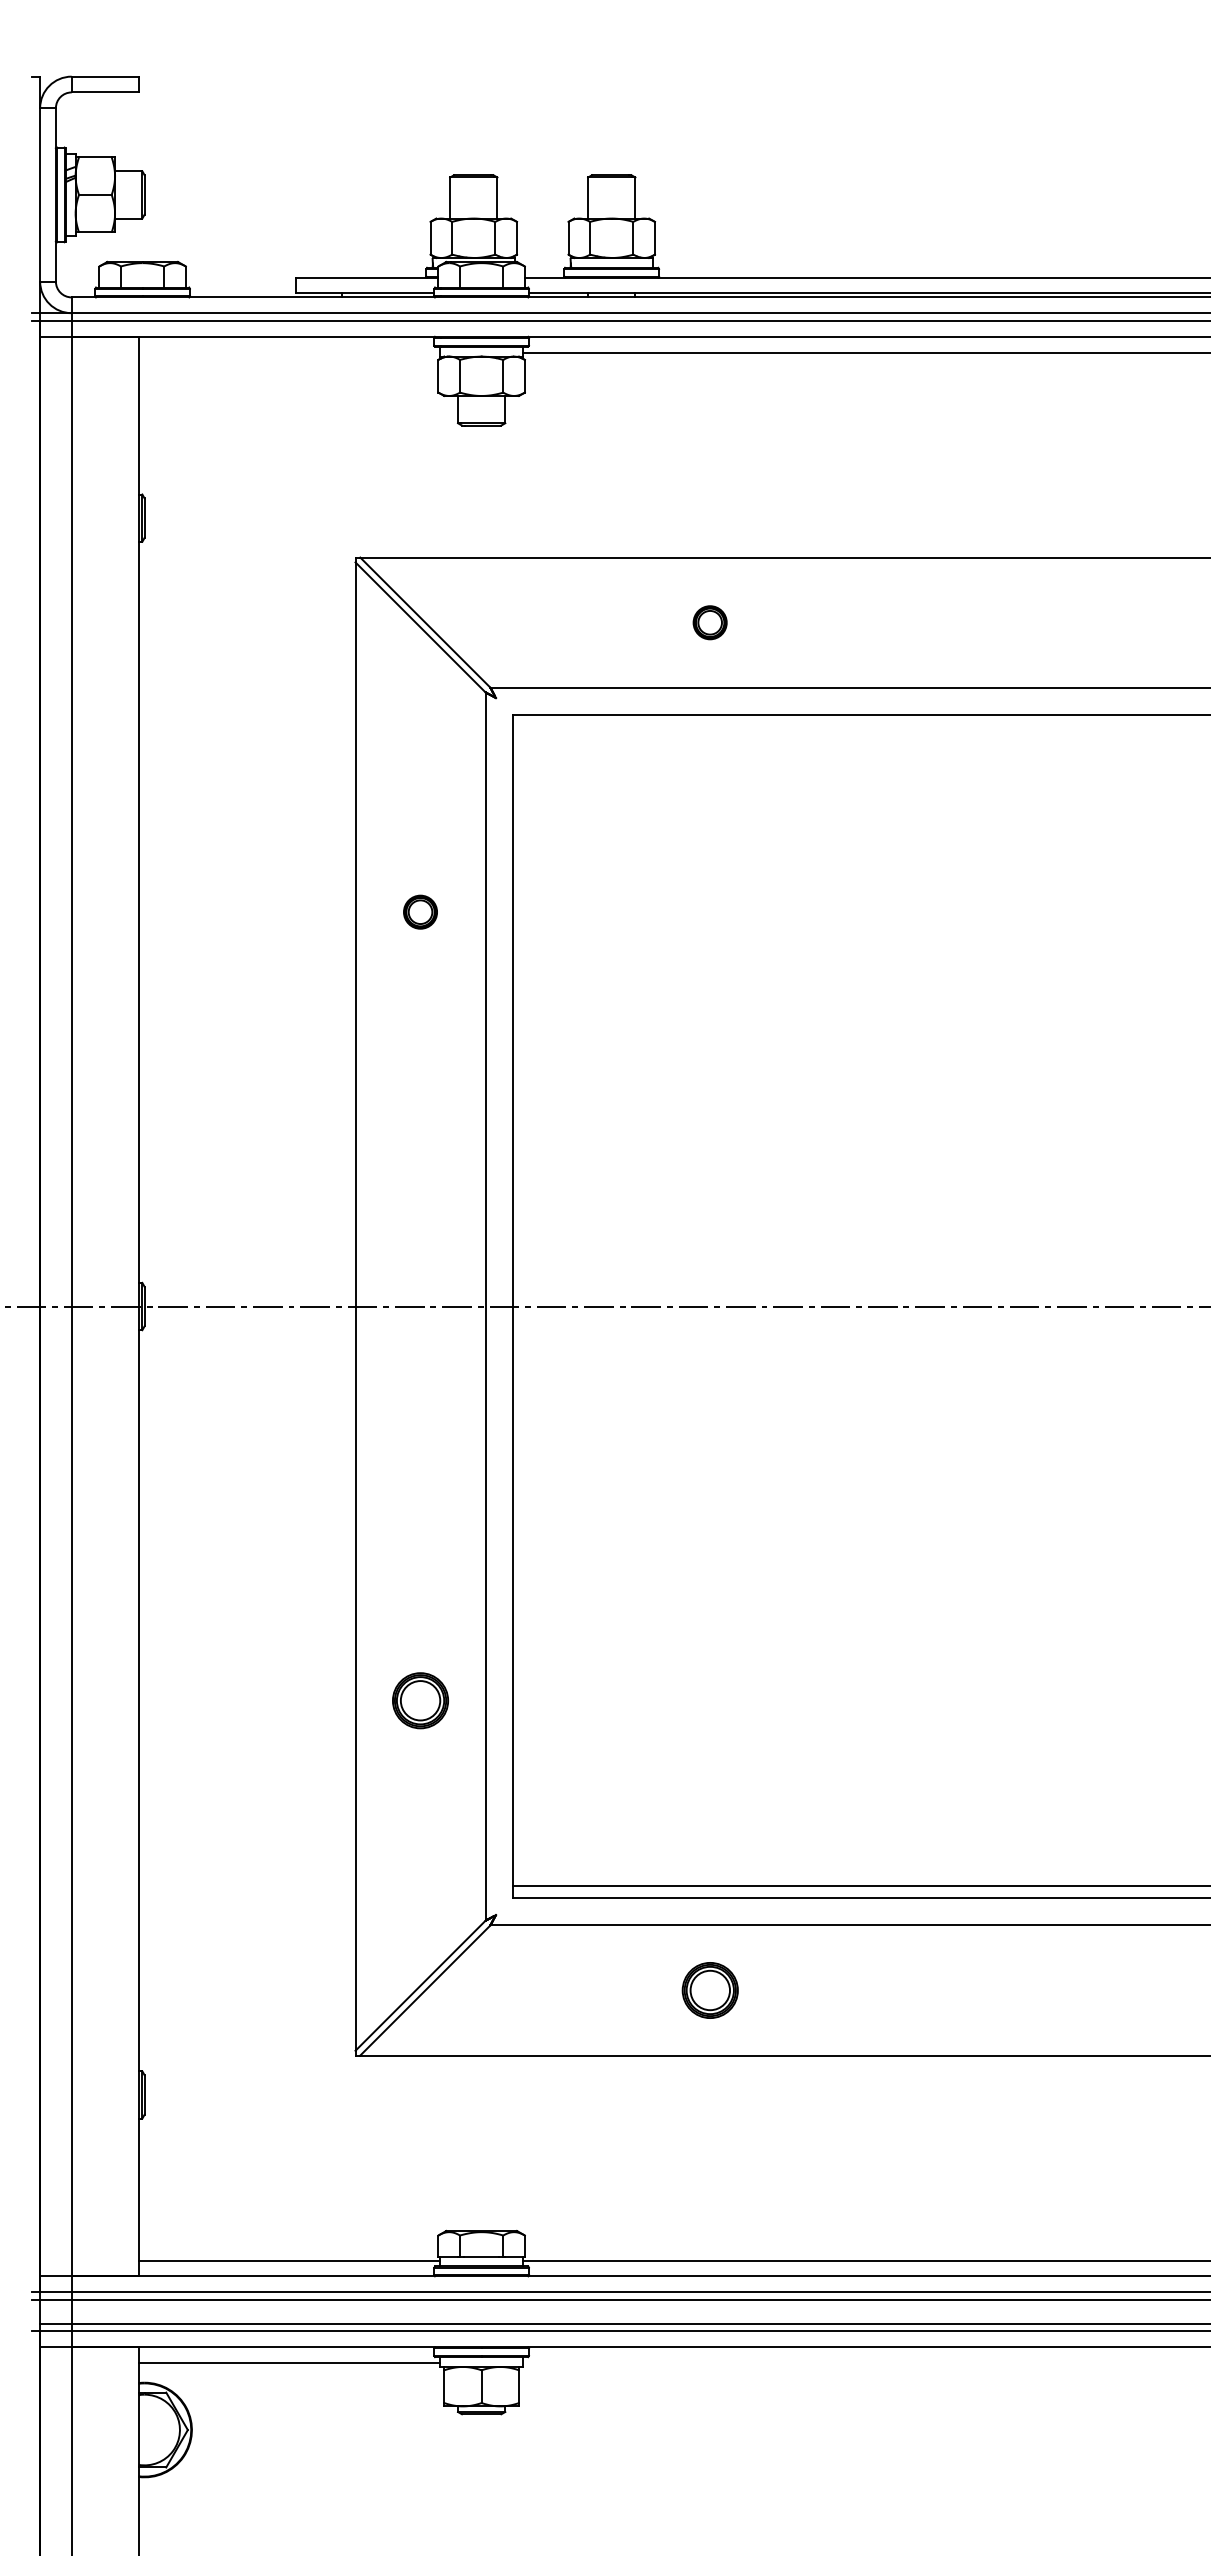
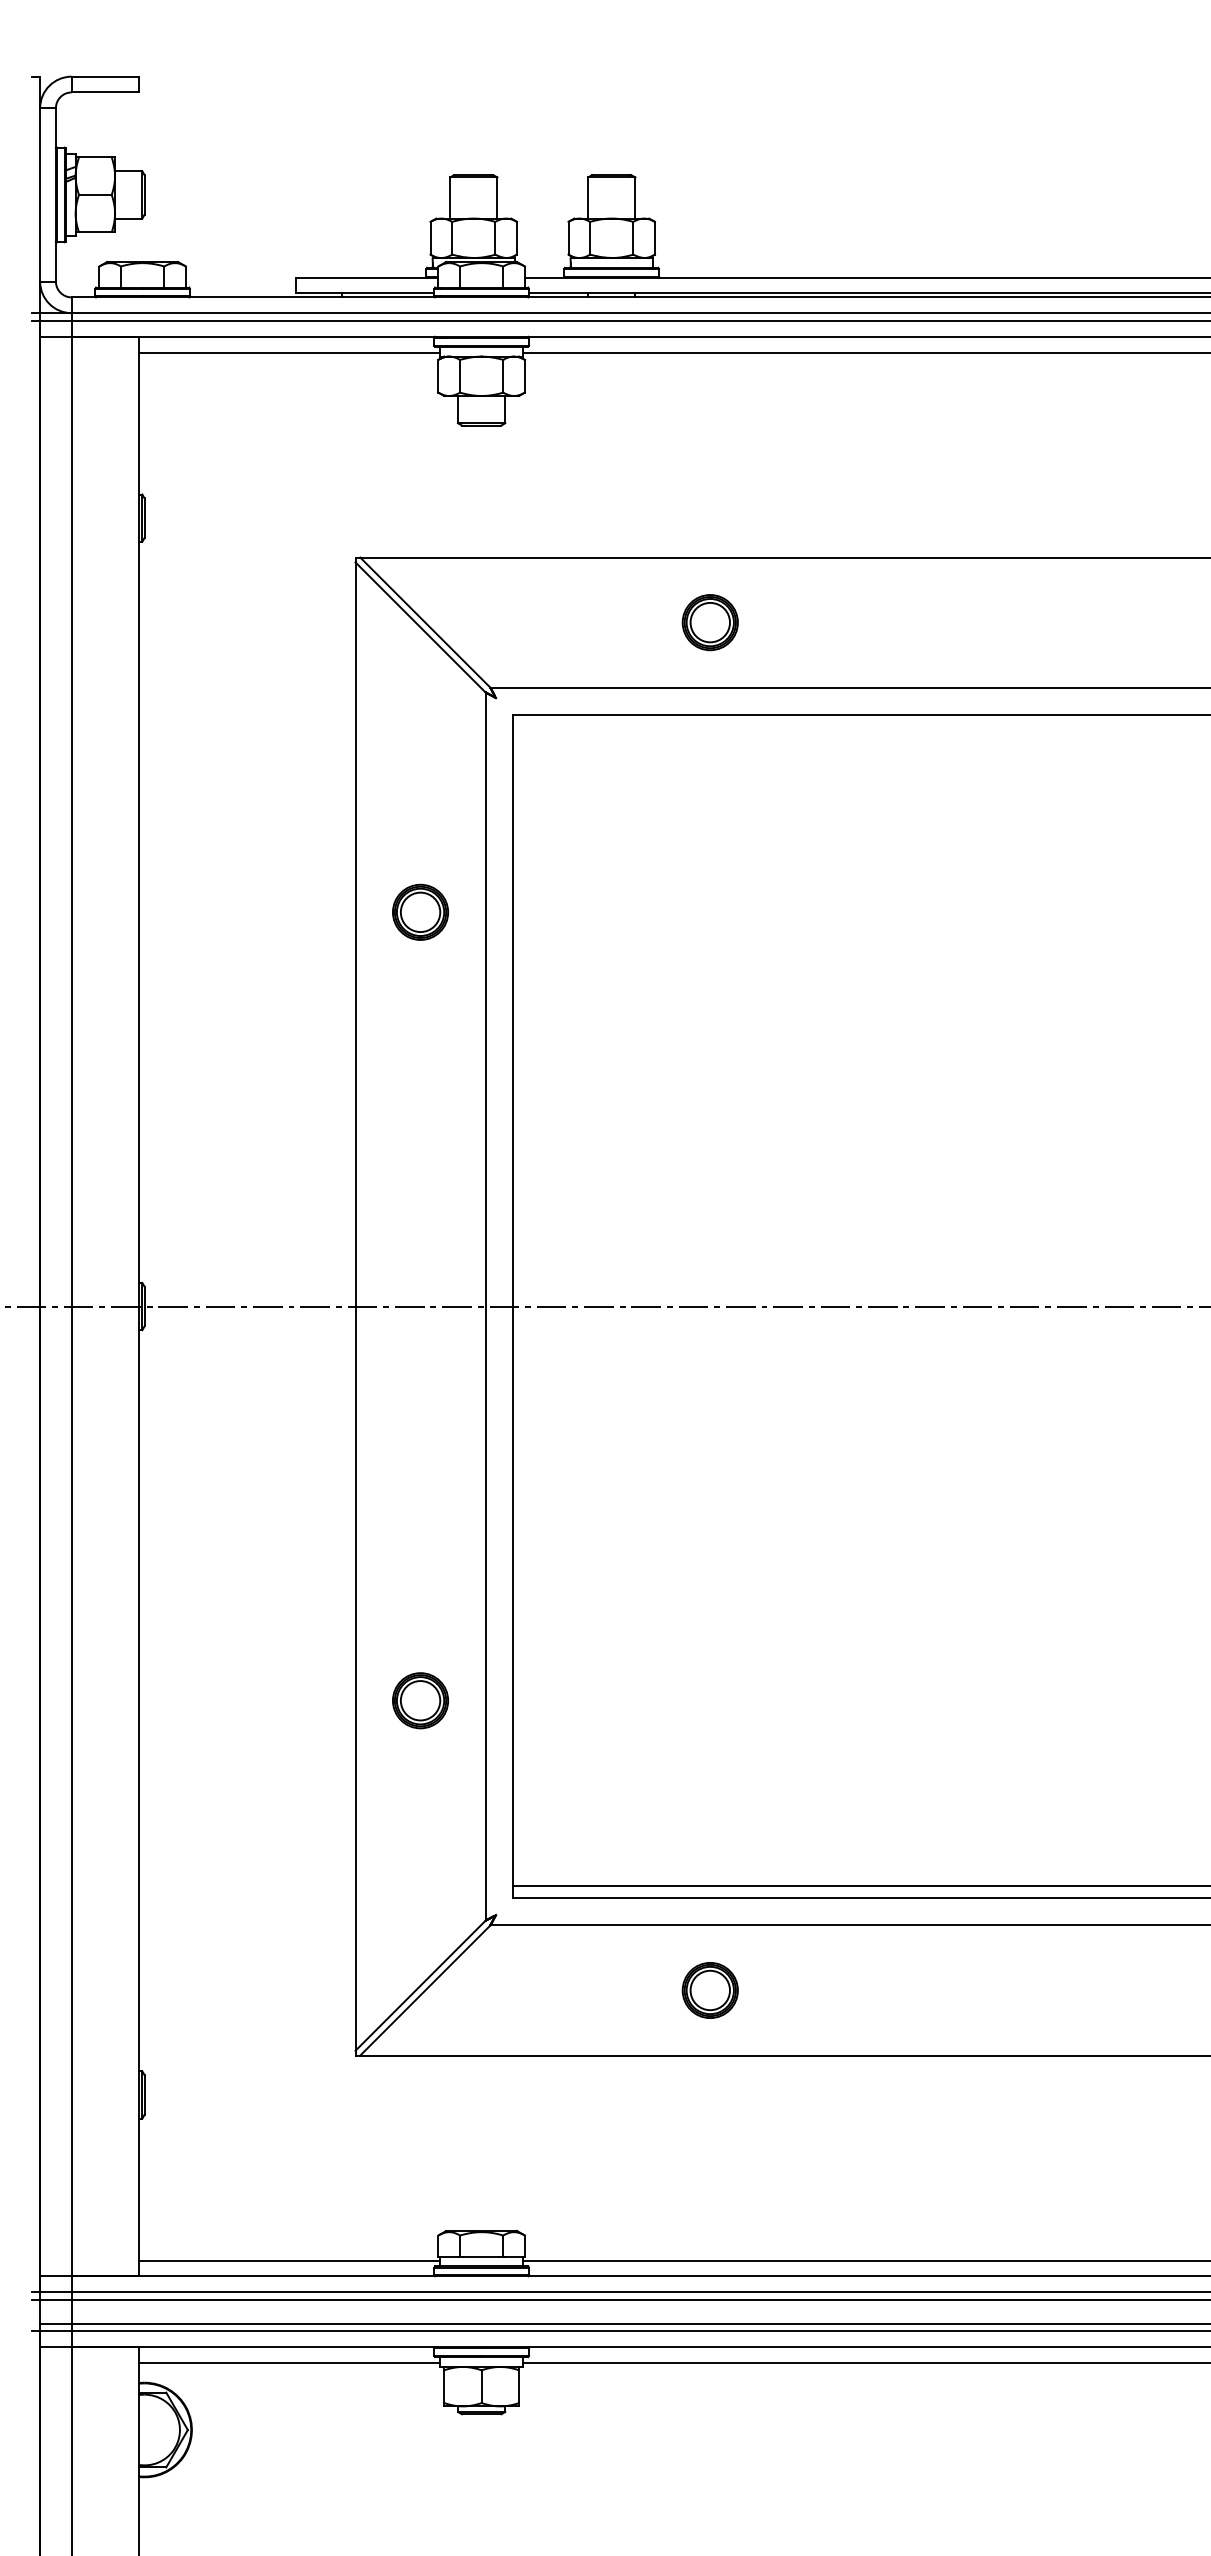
line: none -> present (289, 352)
part size: 36x36 px -> 58x58 px (709, 622)
part size: 35x36 px -> 57x58 px (420, 911)
line: none -> present (865, 2363)
